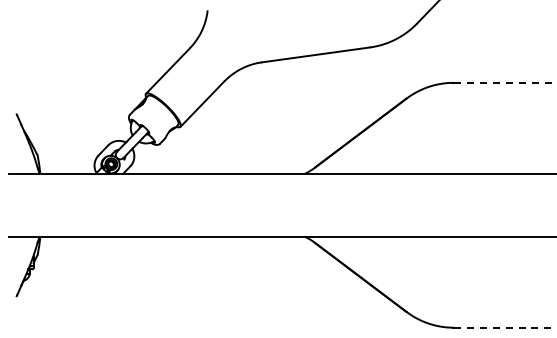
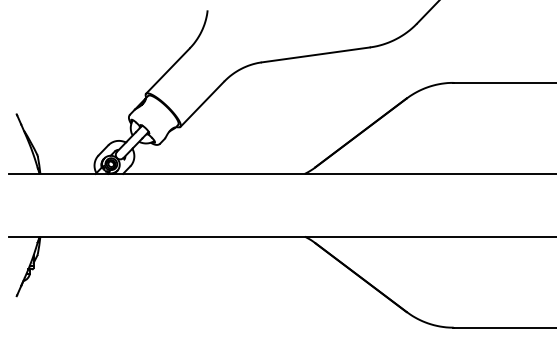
line: dashed -> solid (504, 82)
line: dashed -> solid (505, 327)
